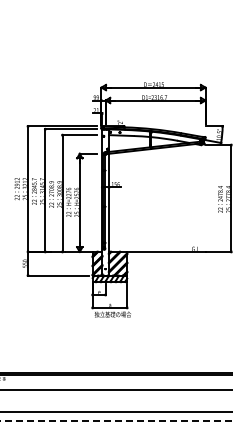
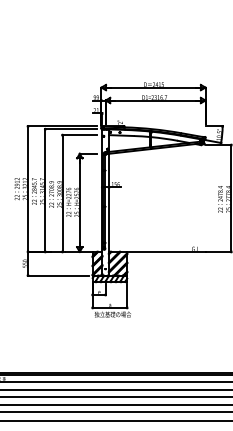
line: none -> present (115, 382)
line: none -> present (115, 397)
line: none -> present (115, 404)
line: dashed -> solid (116, 420)
